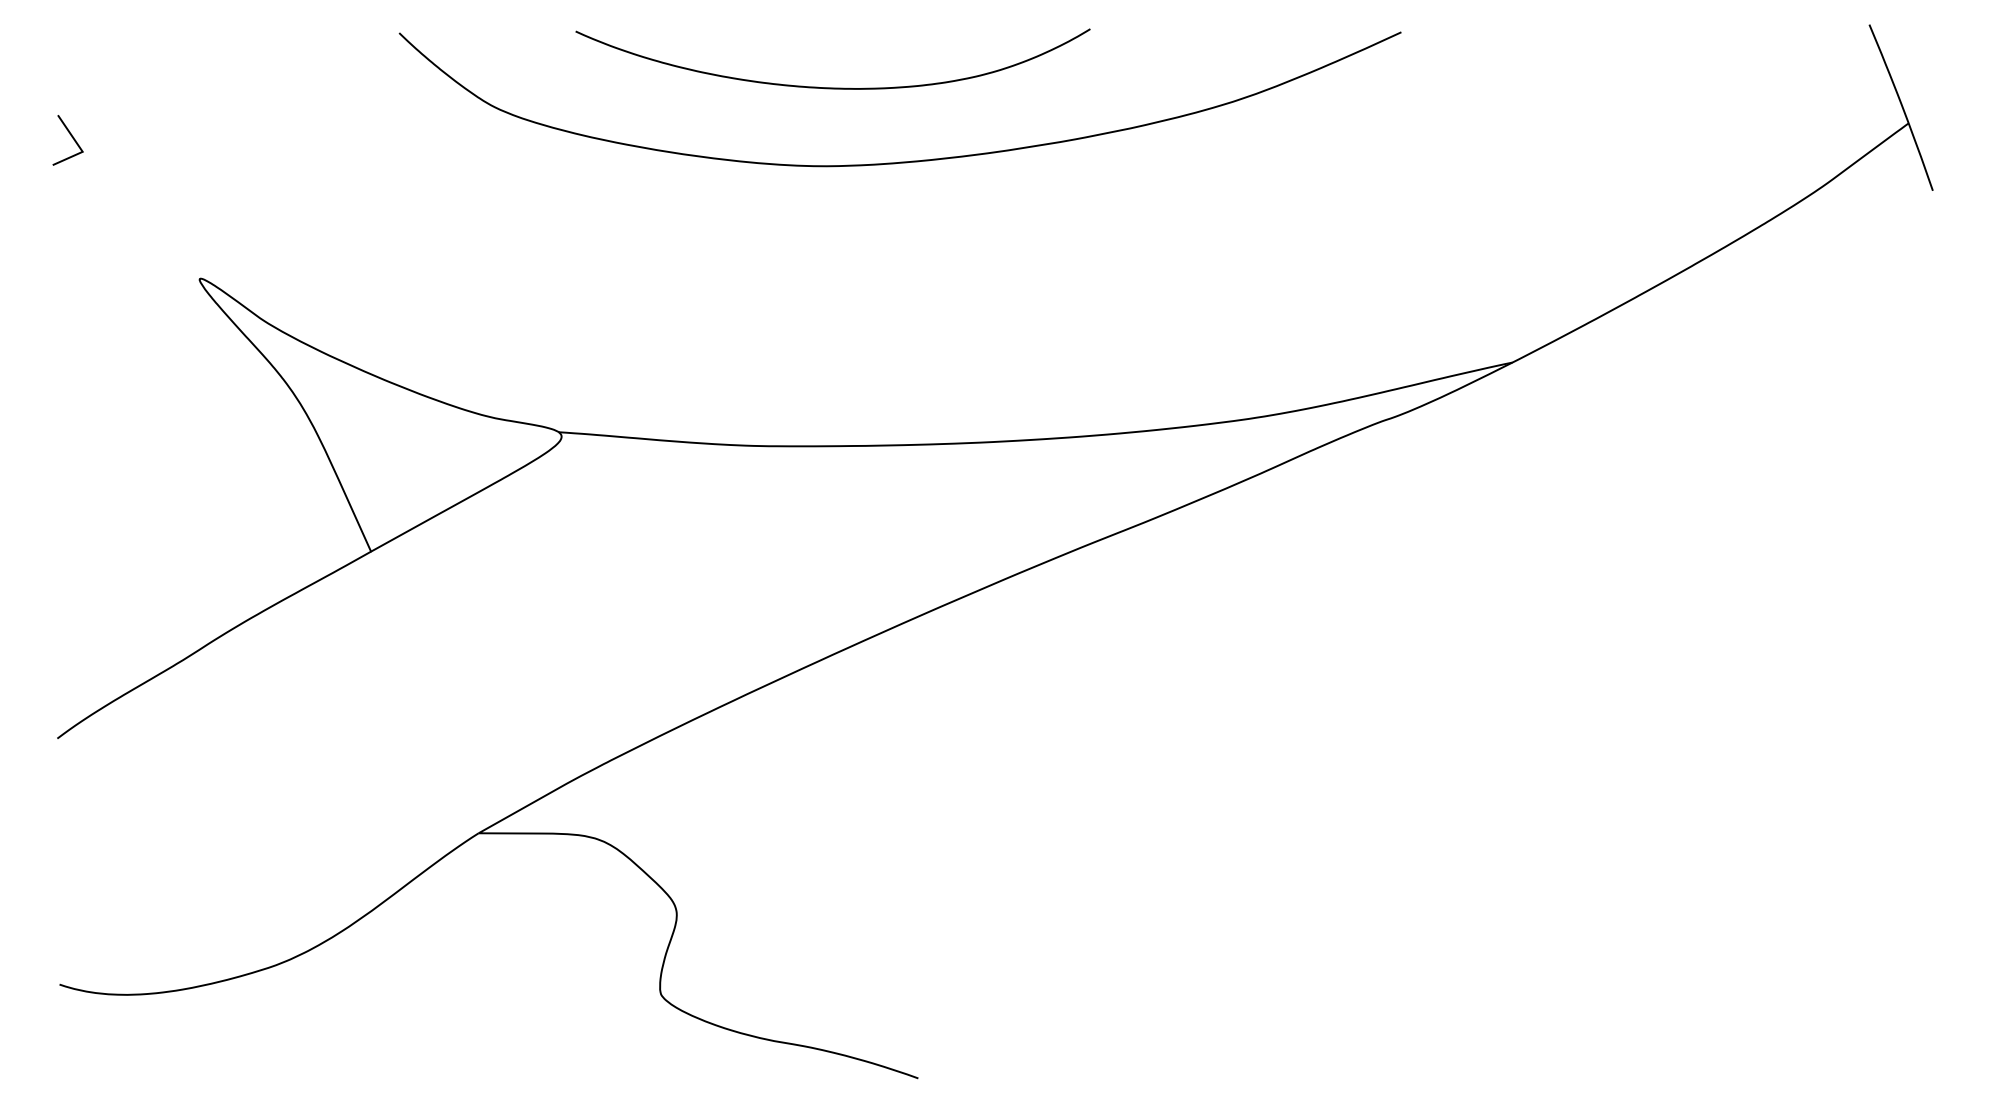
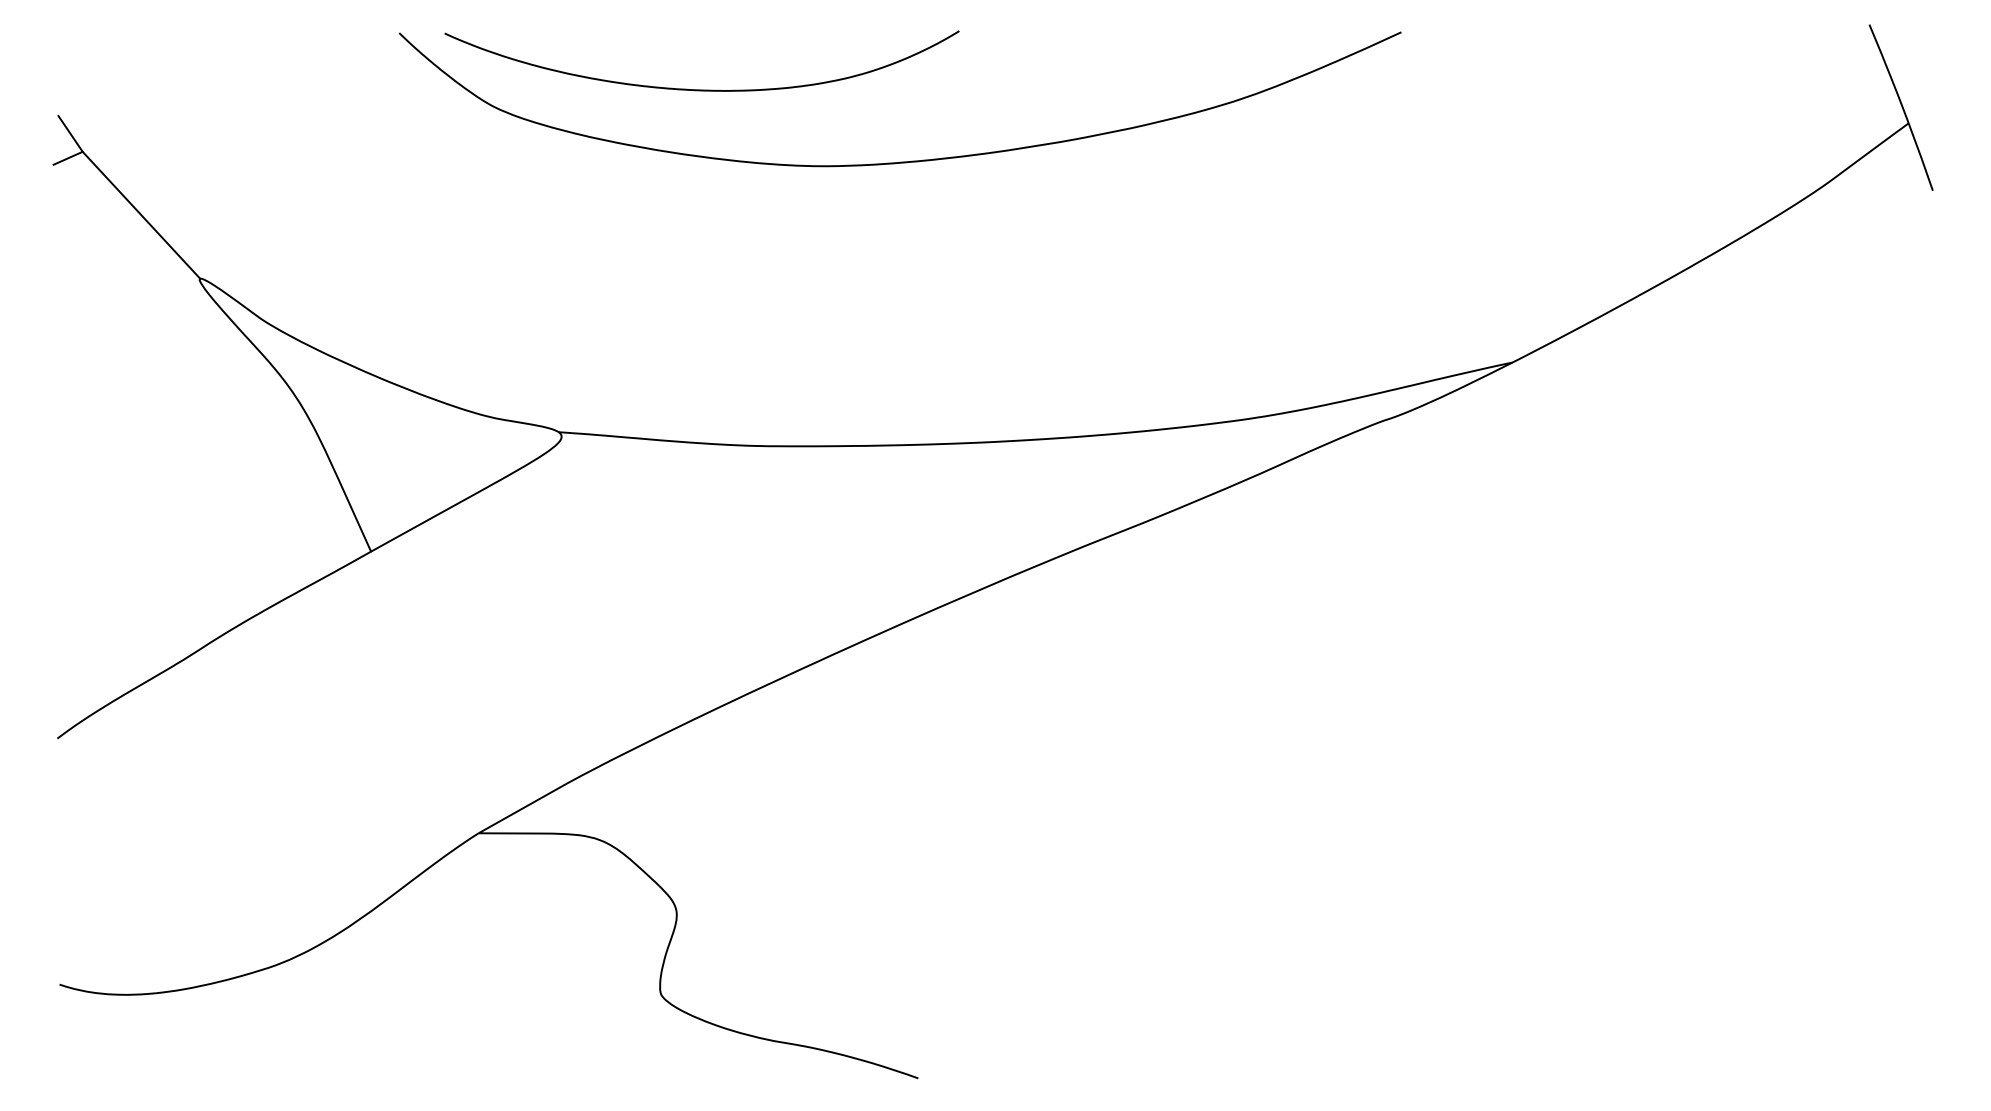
curve position: (832, 87) -> (701, 89) (701, 89)
line: none -> present (141, 214)
